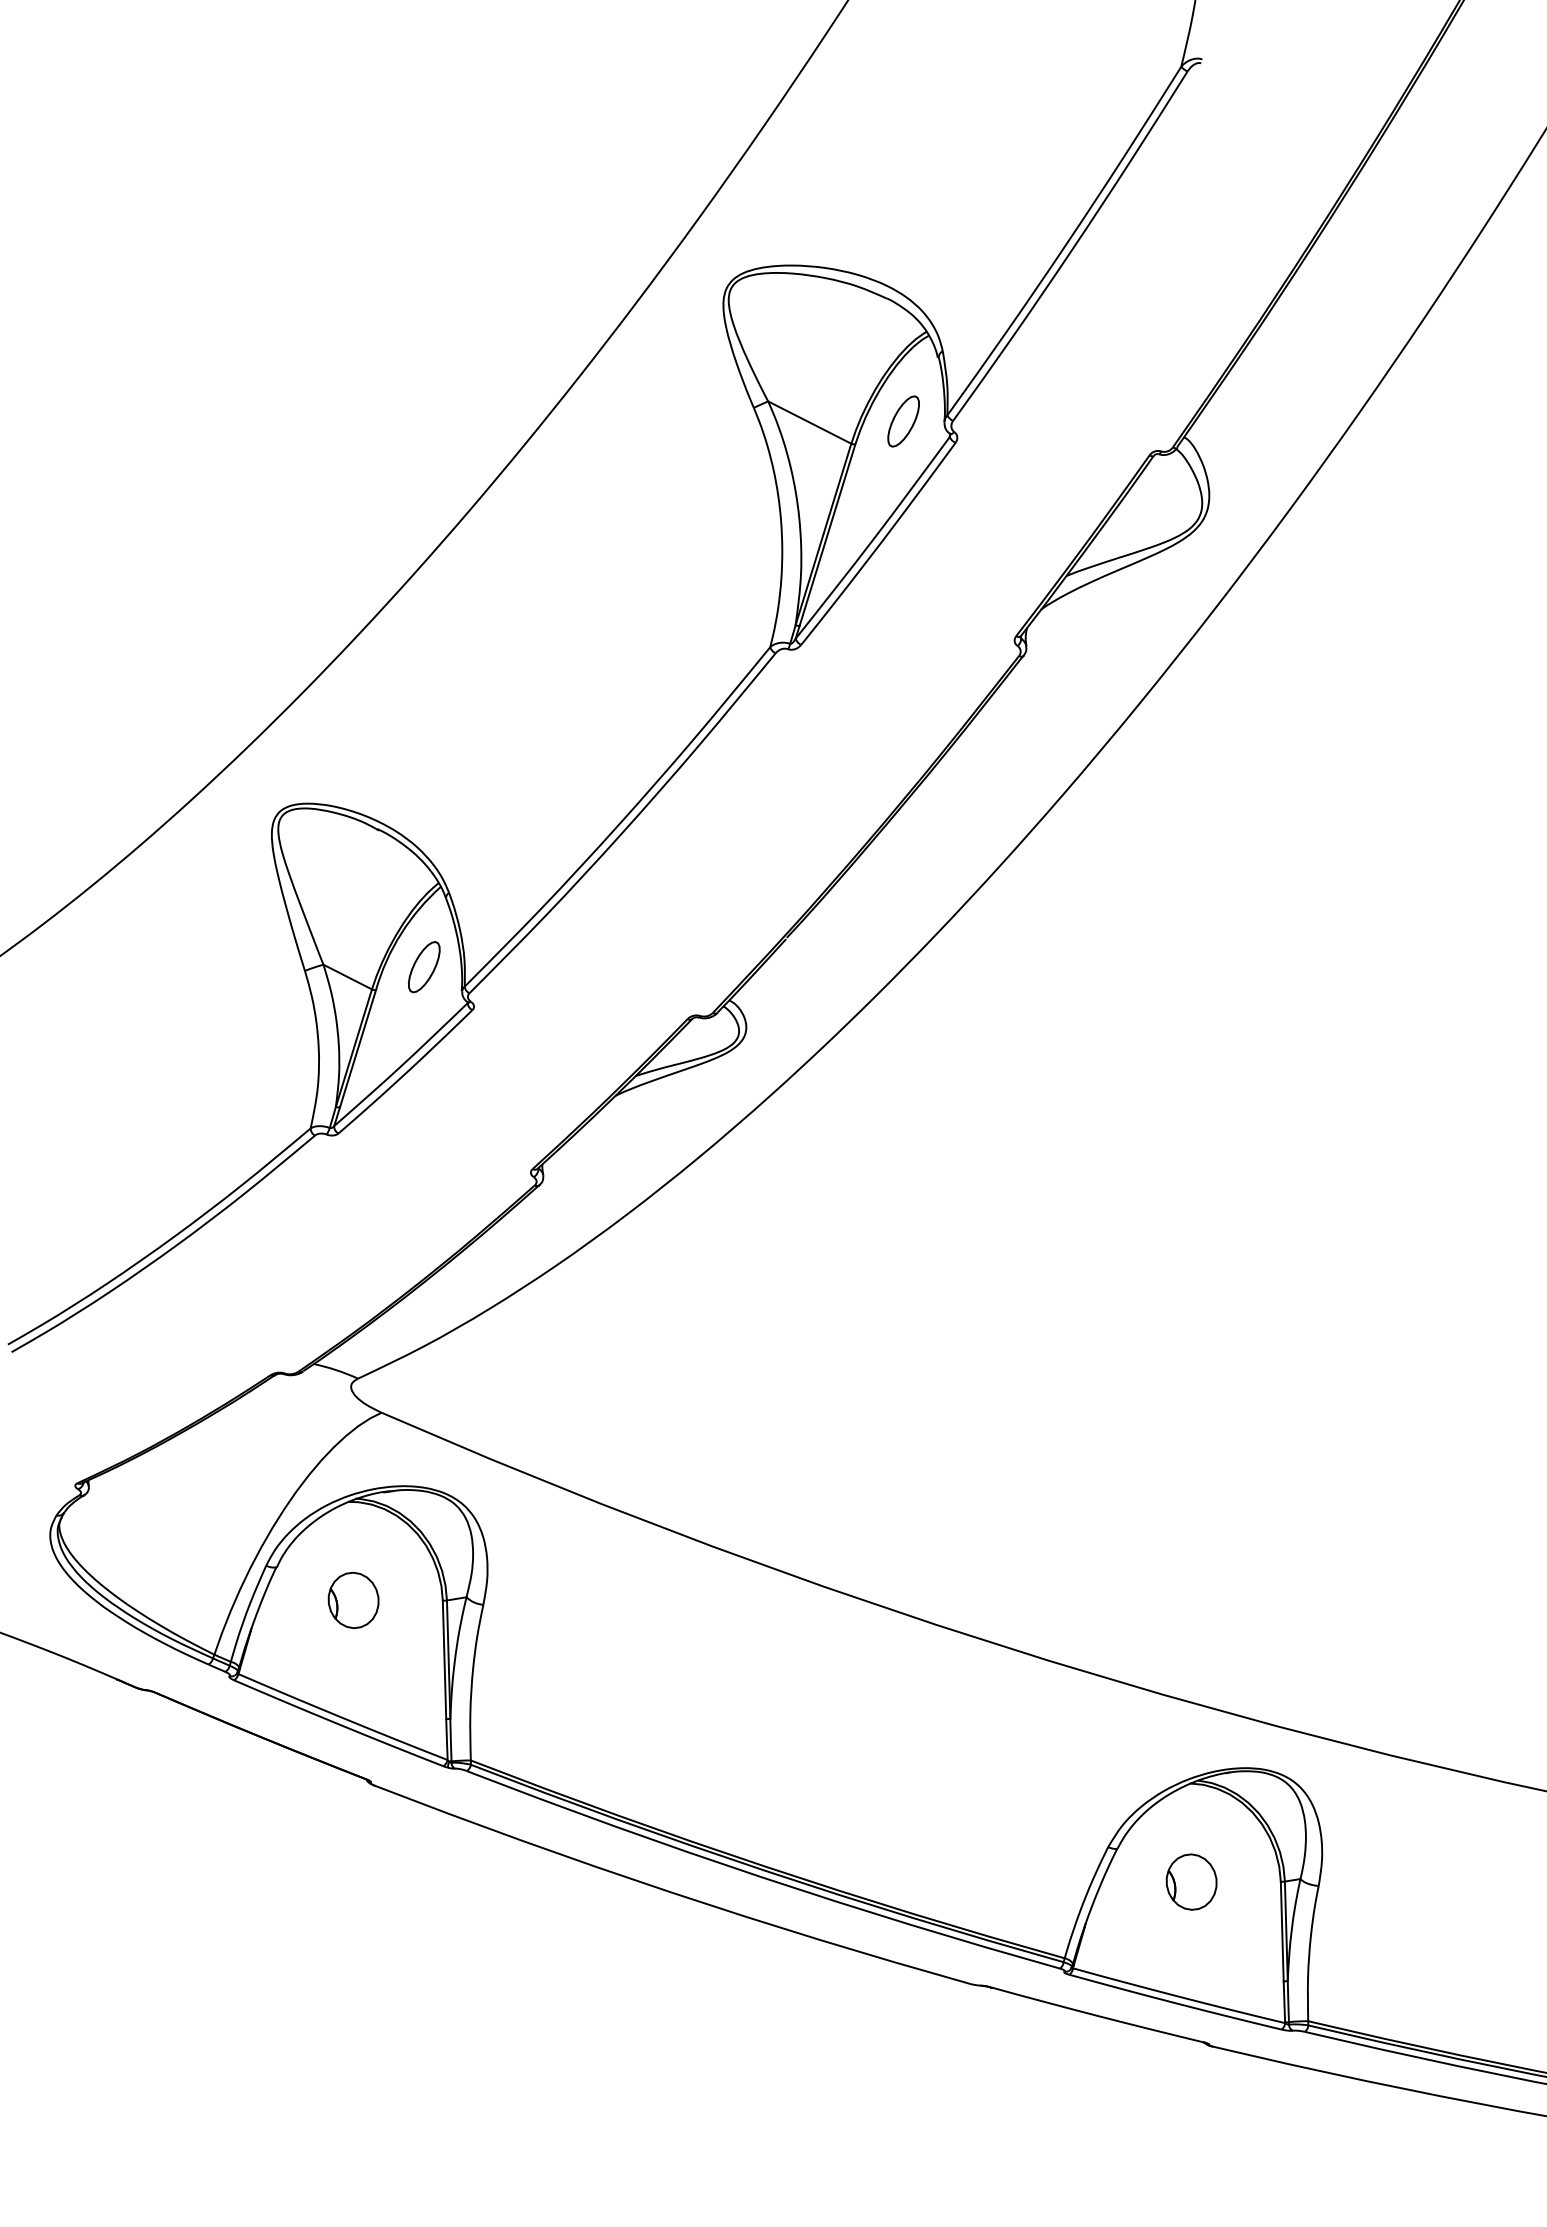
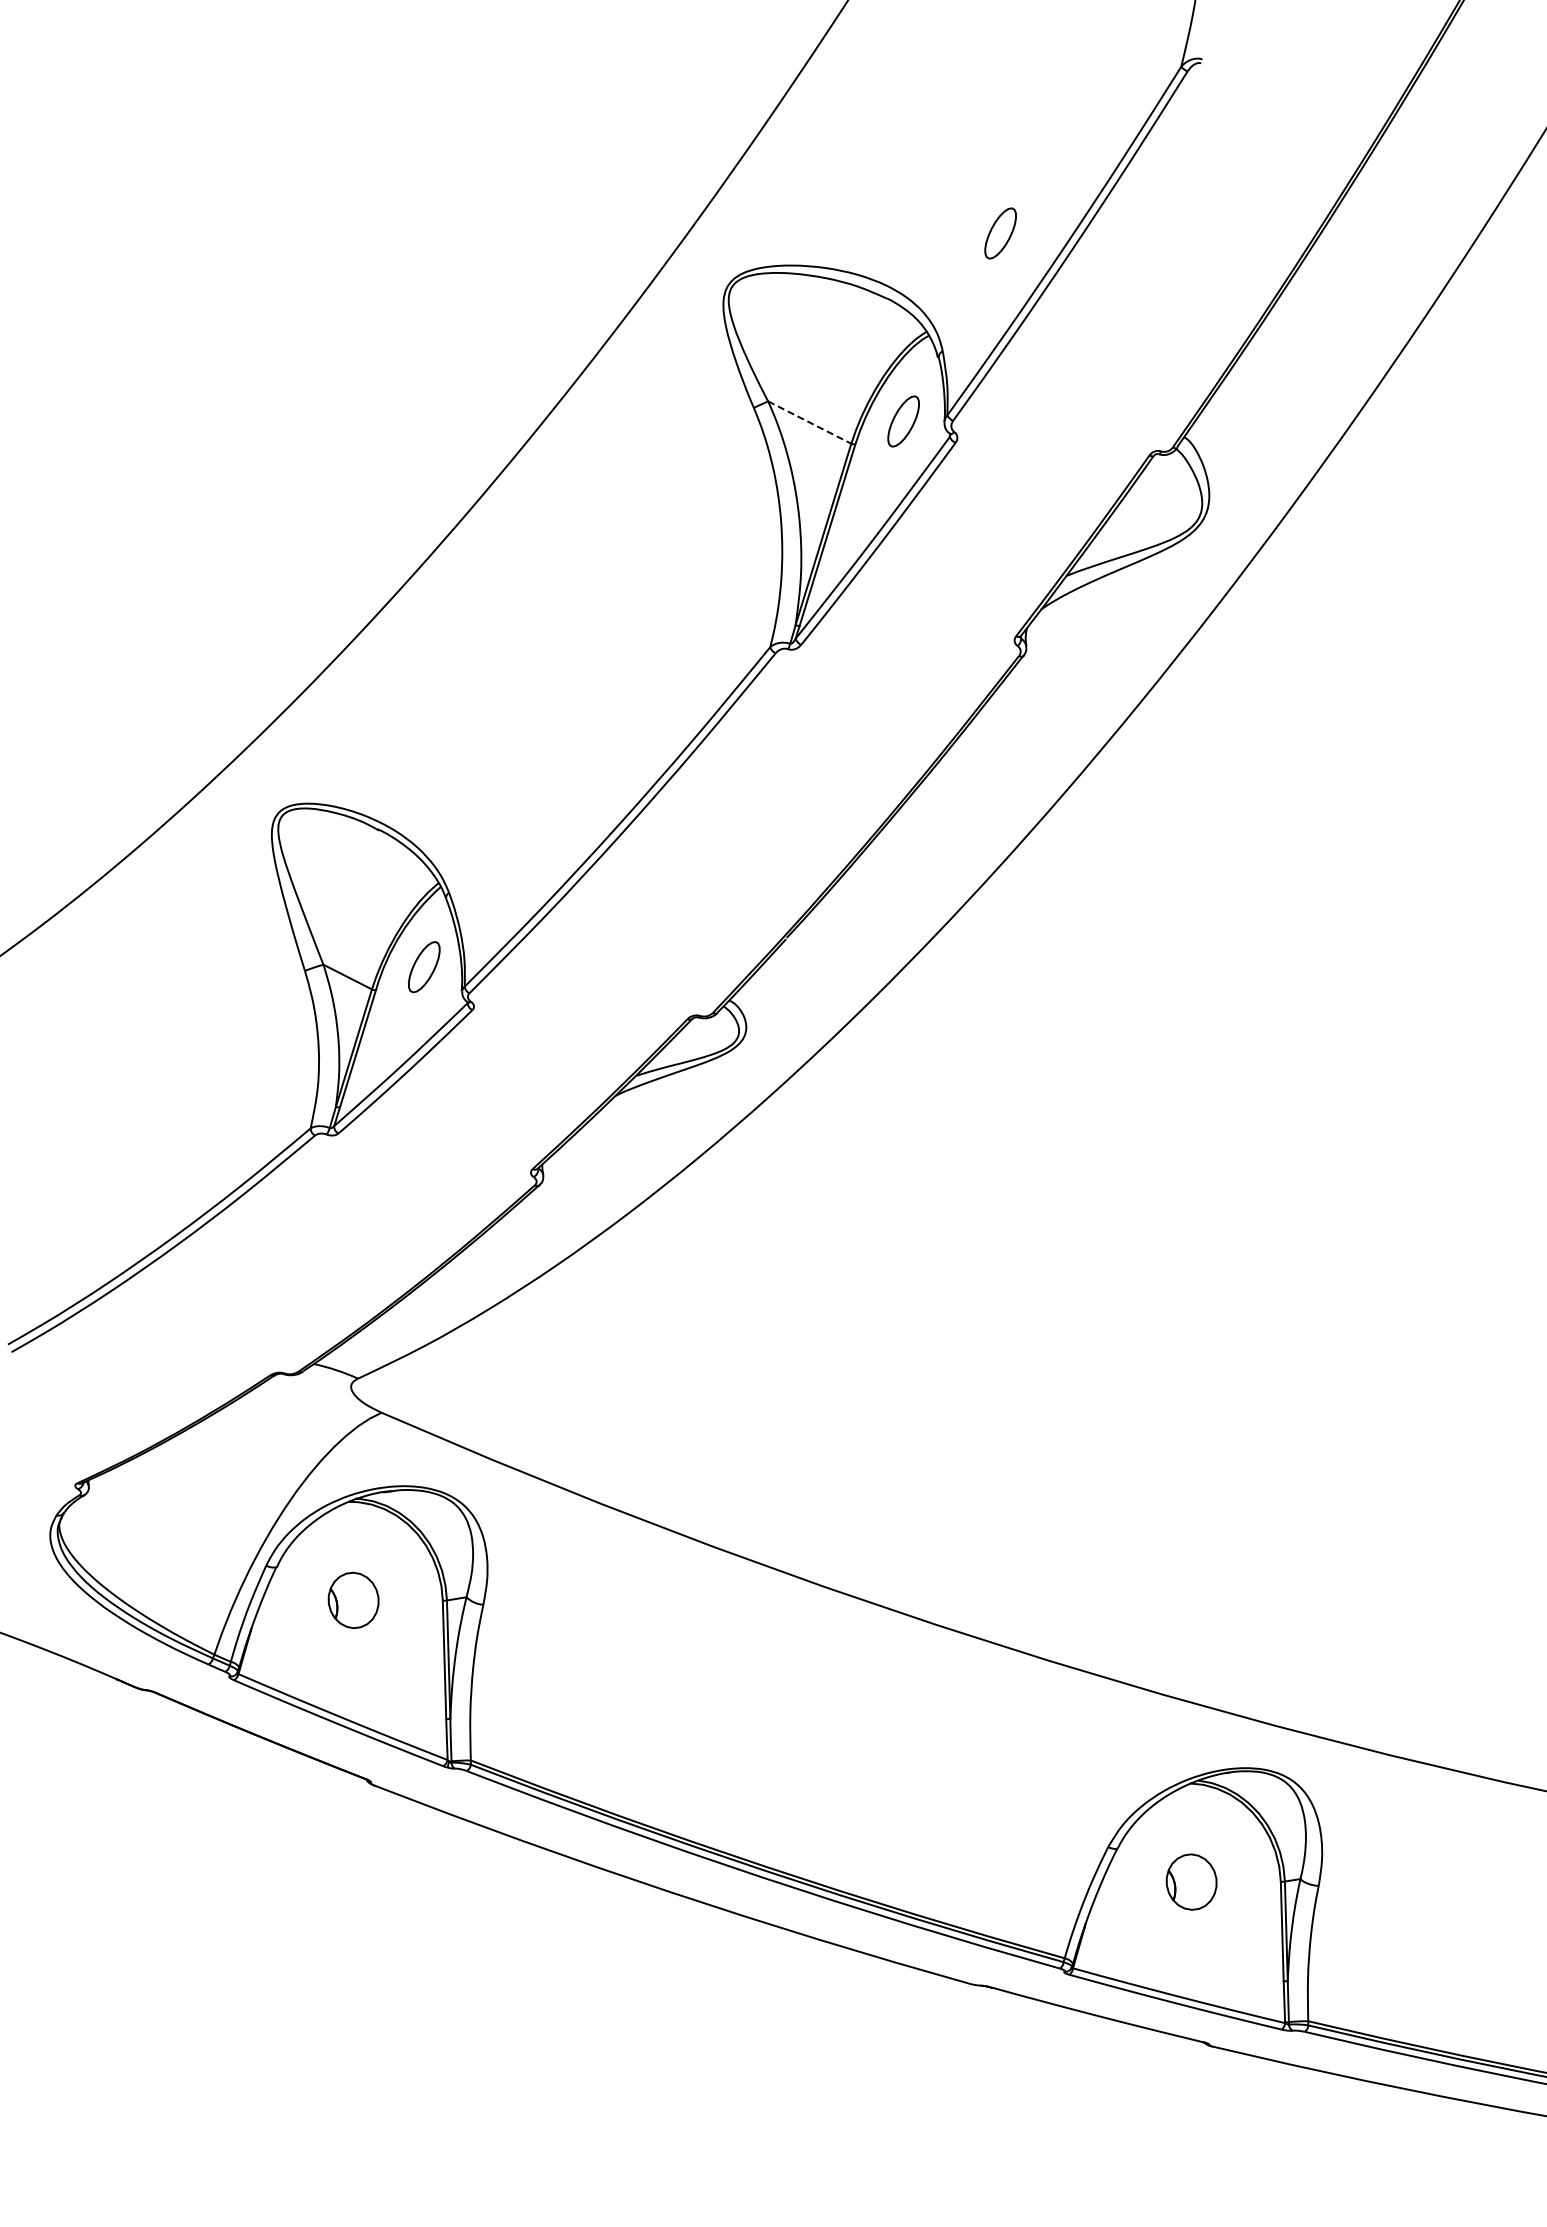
part: none -> present (1000, 233)
line: solid -> dashed (809, 422)
